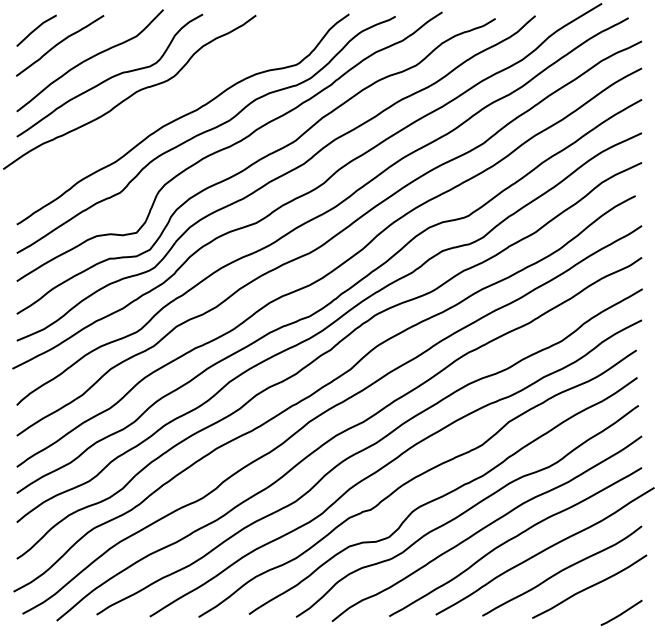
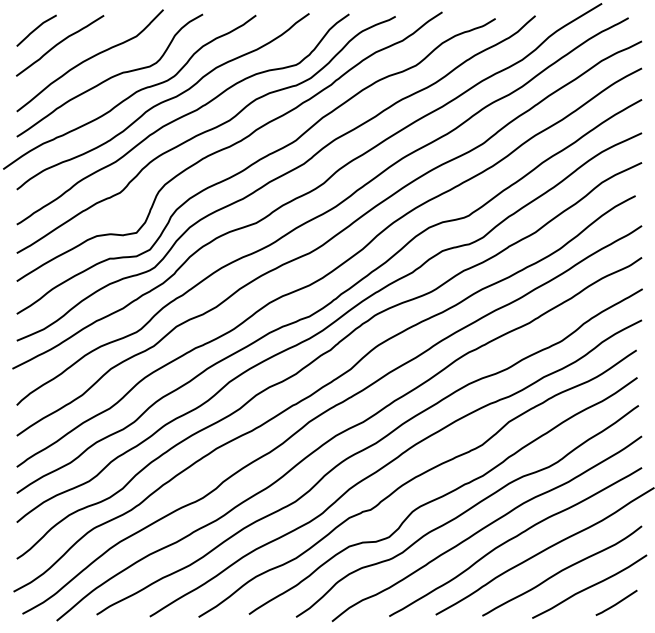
curve: none -> present (162, 101)
curve position: (621, 612) -> (616, 602) (616, 602)
